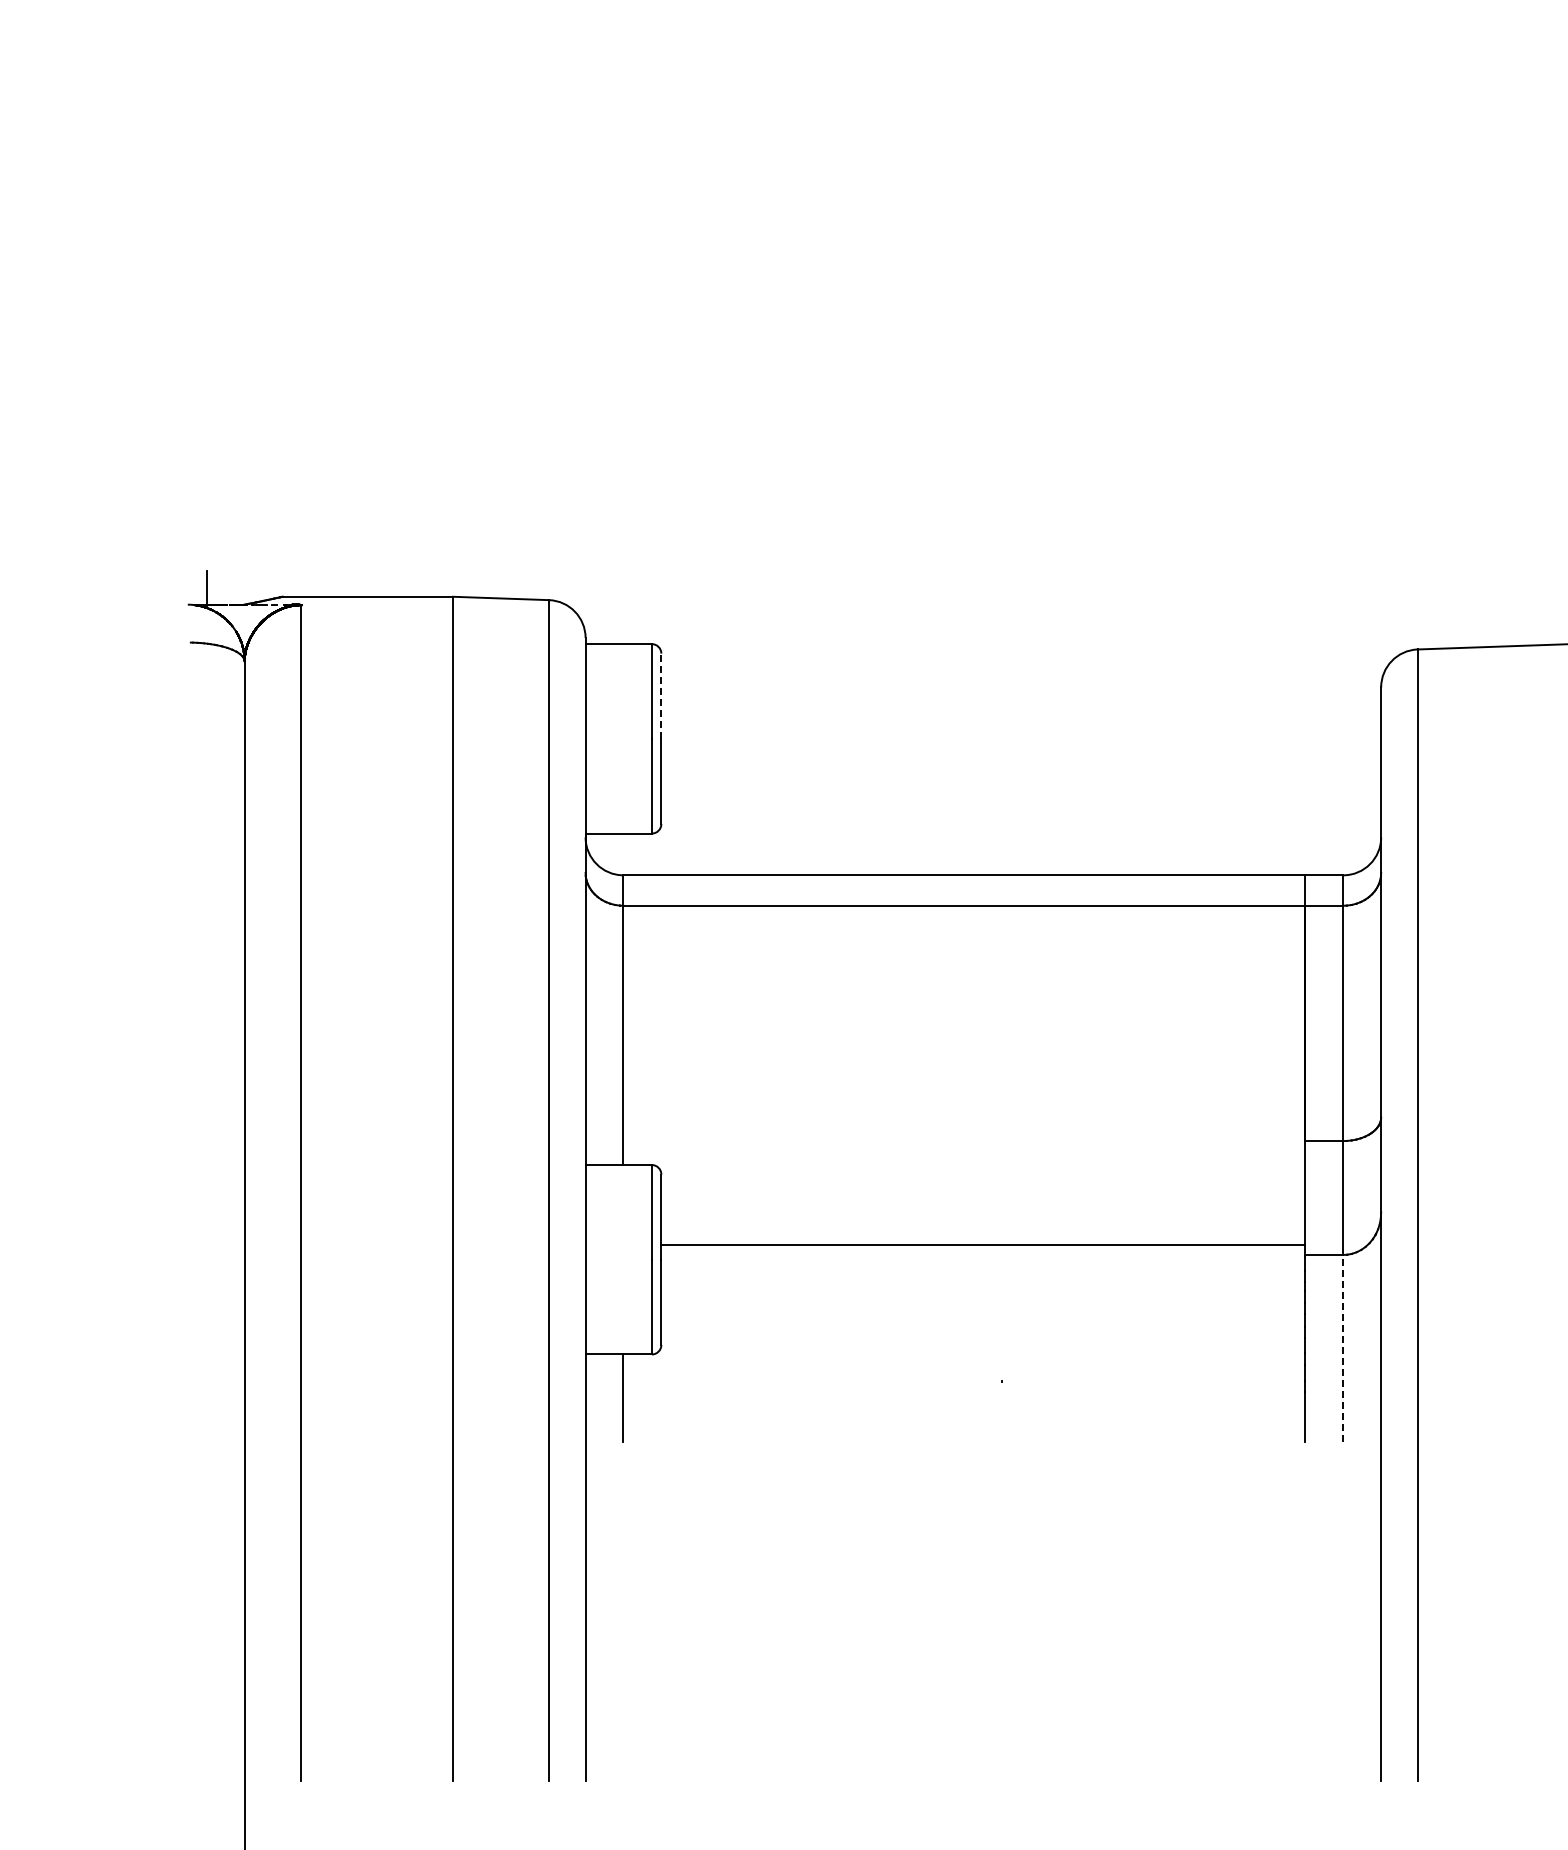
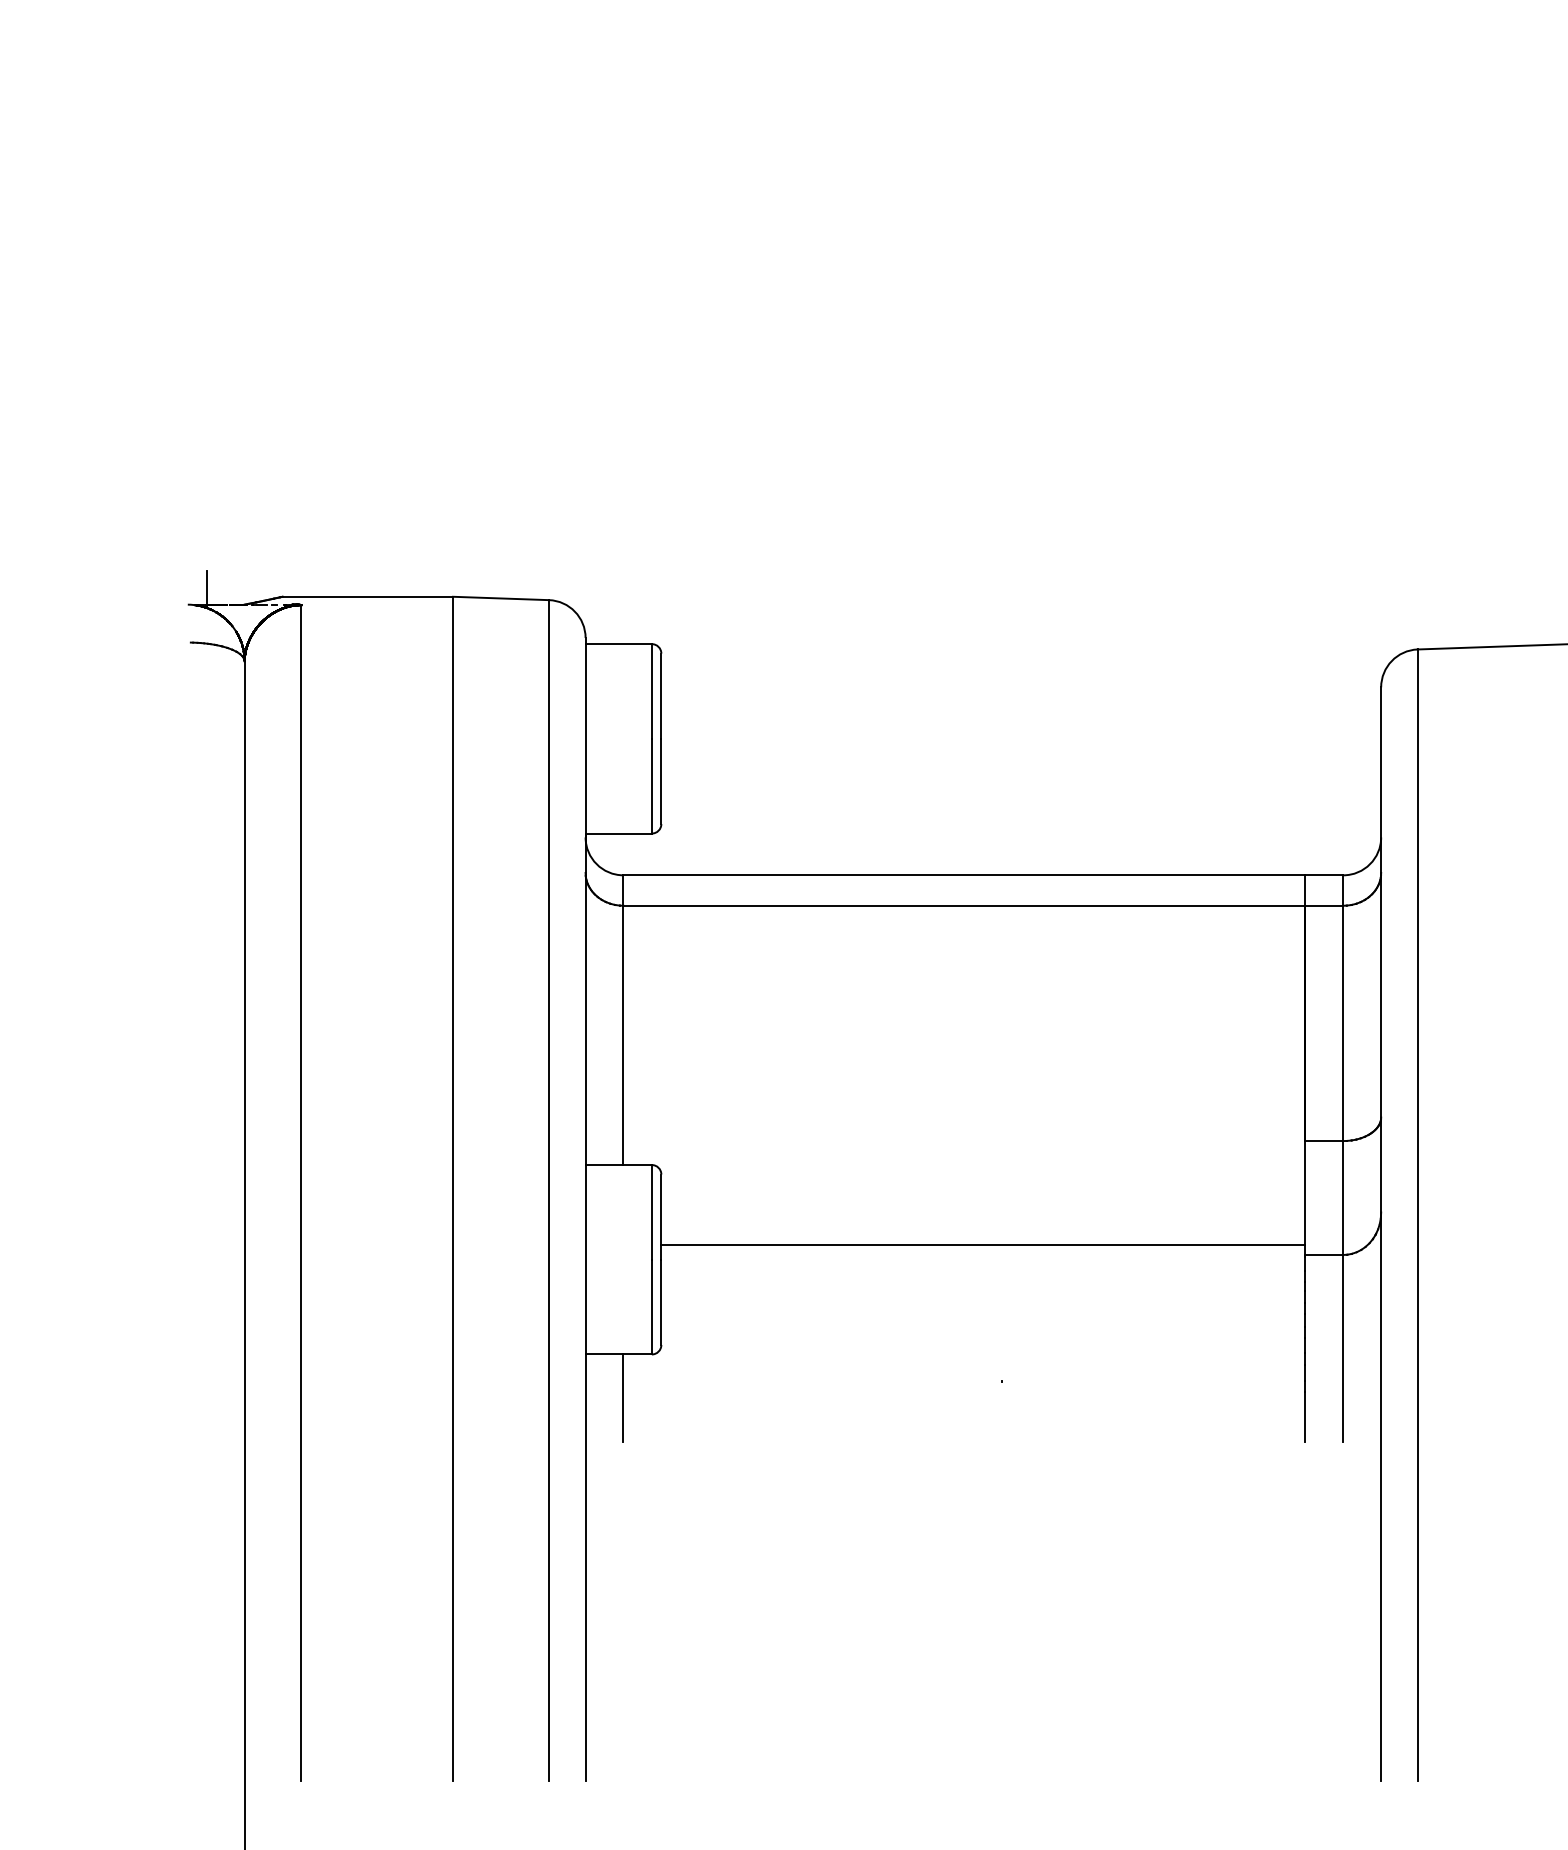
line: dashed -> solid (661, 696)
line: dashed -> solid (1343, 1347)
